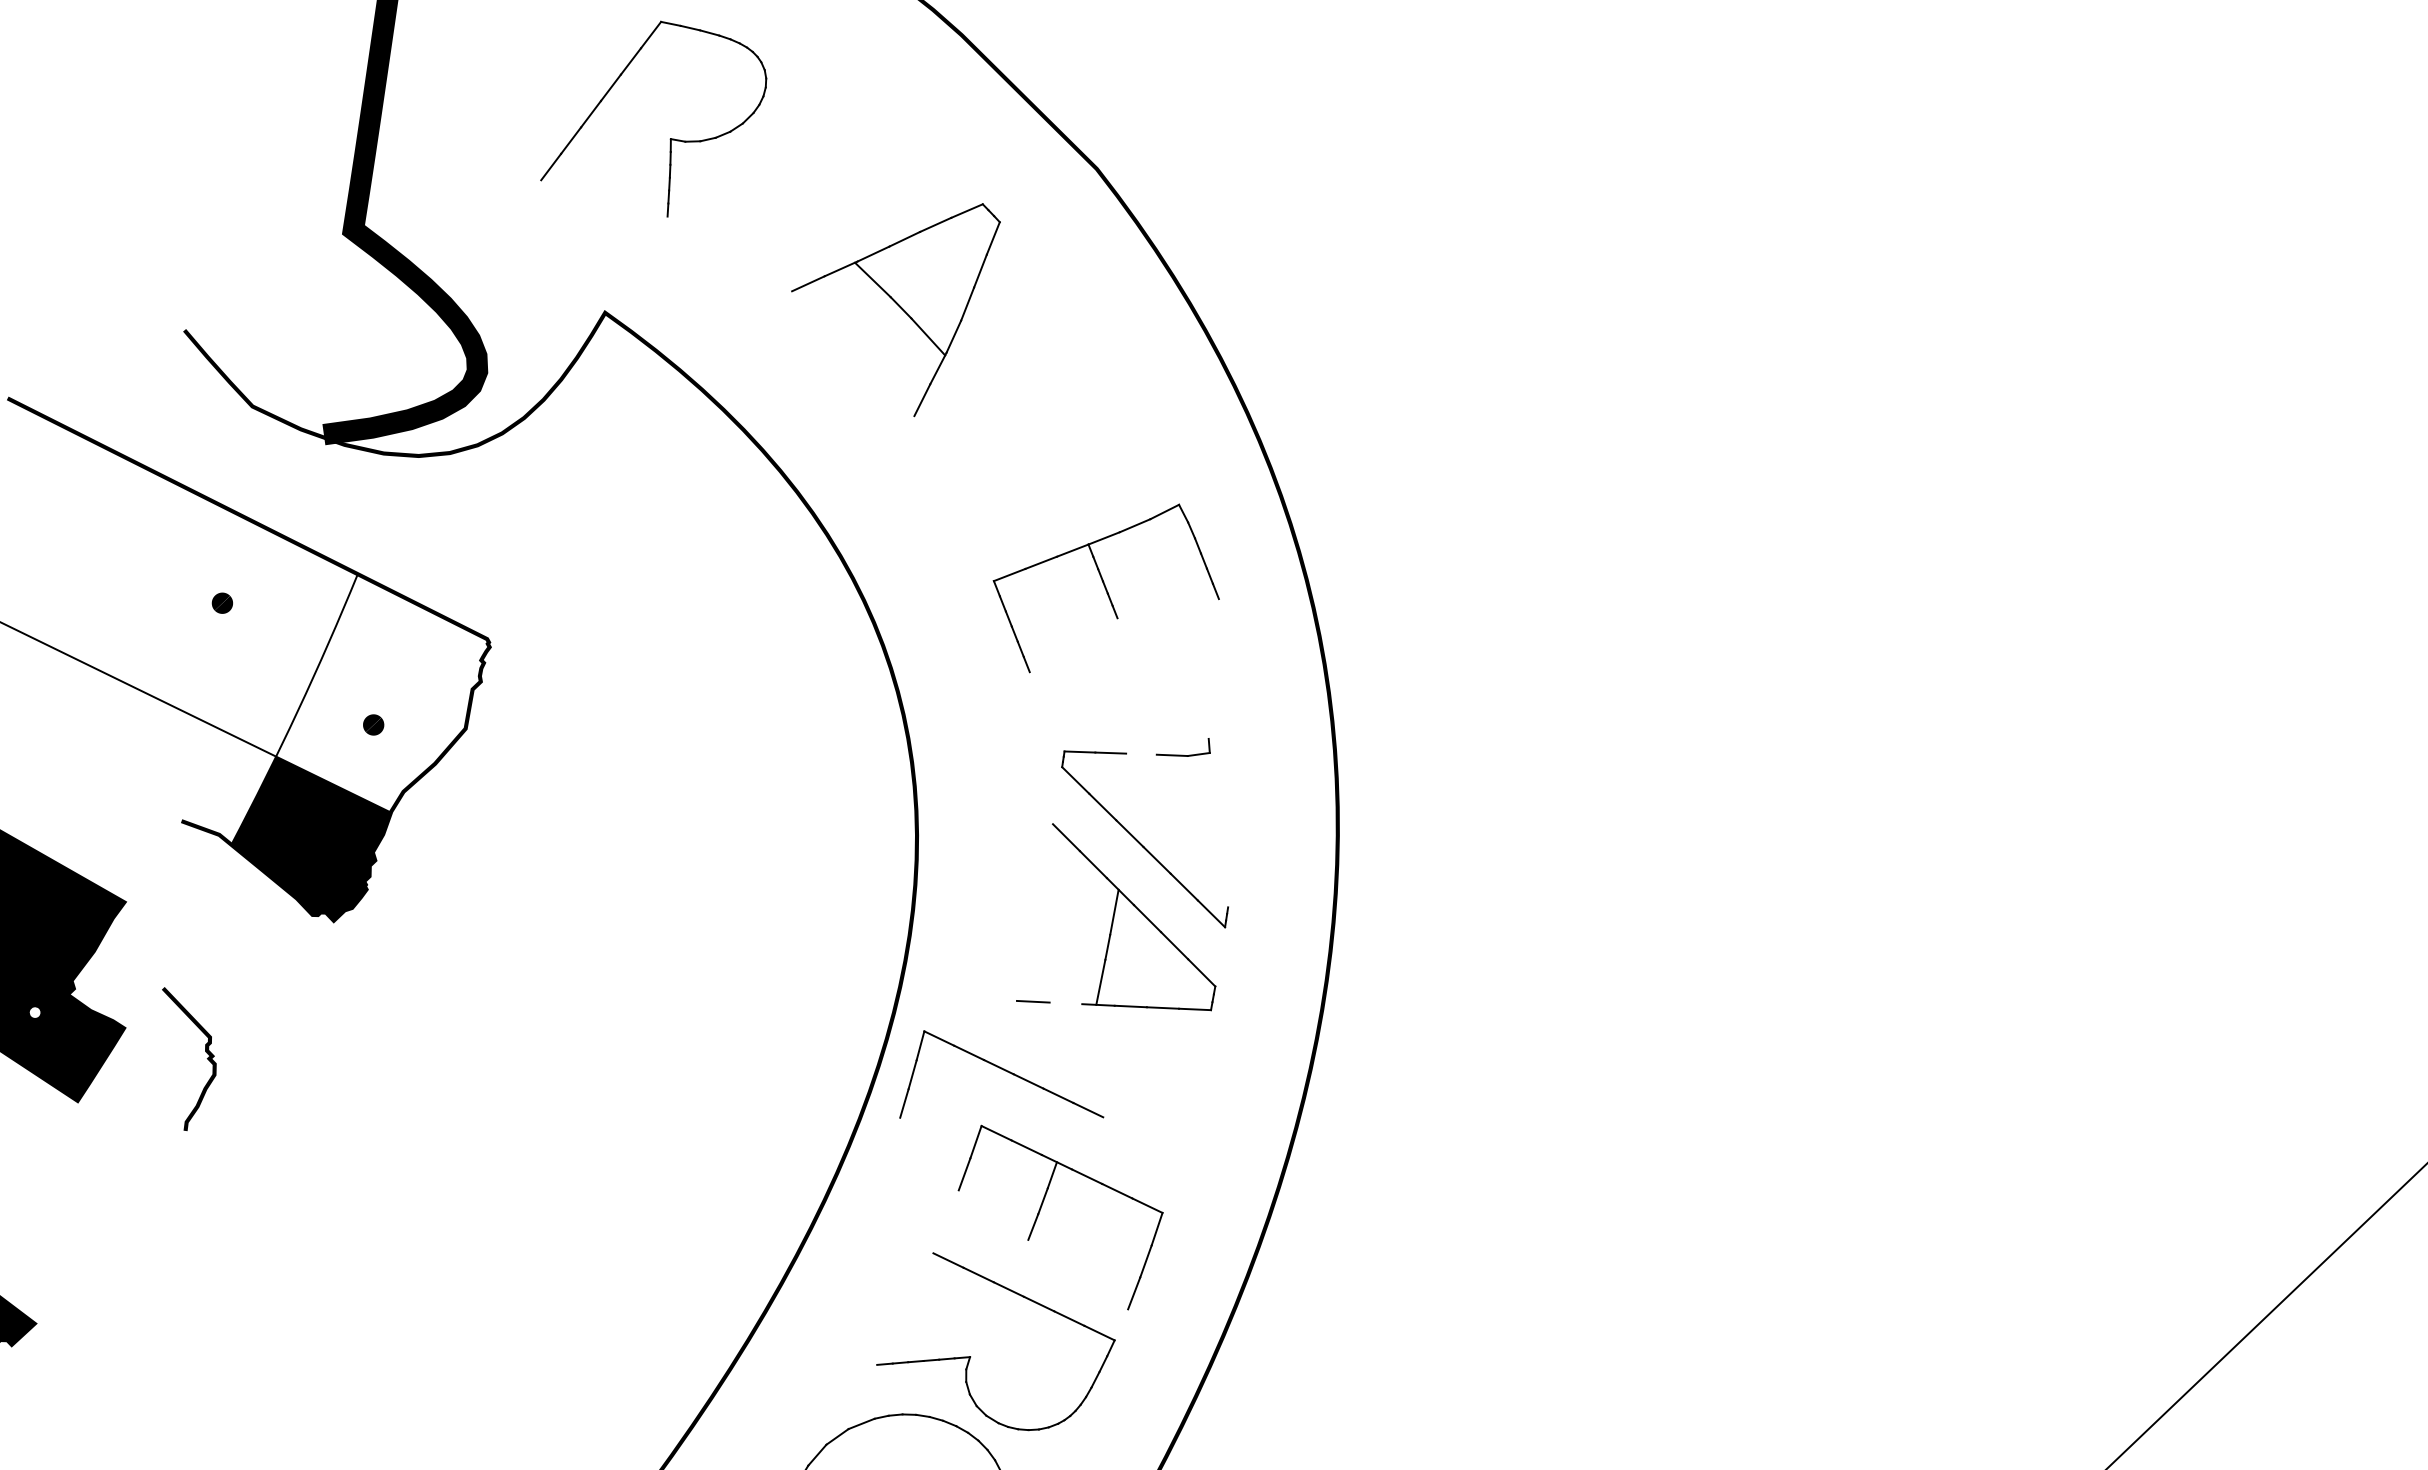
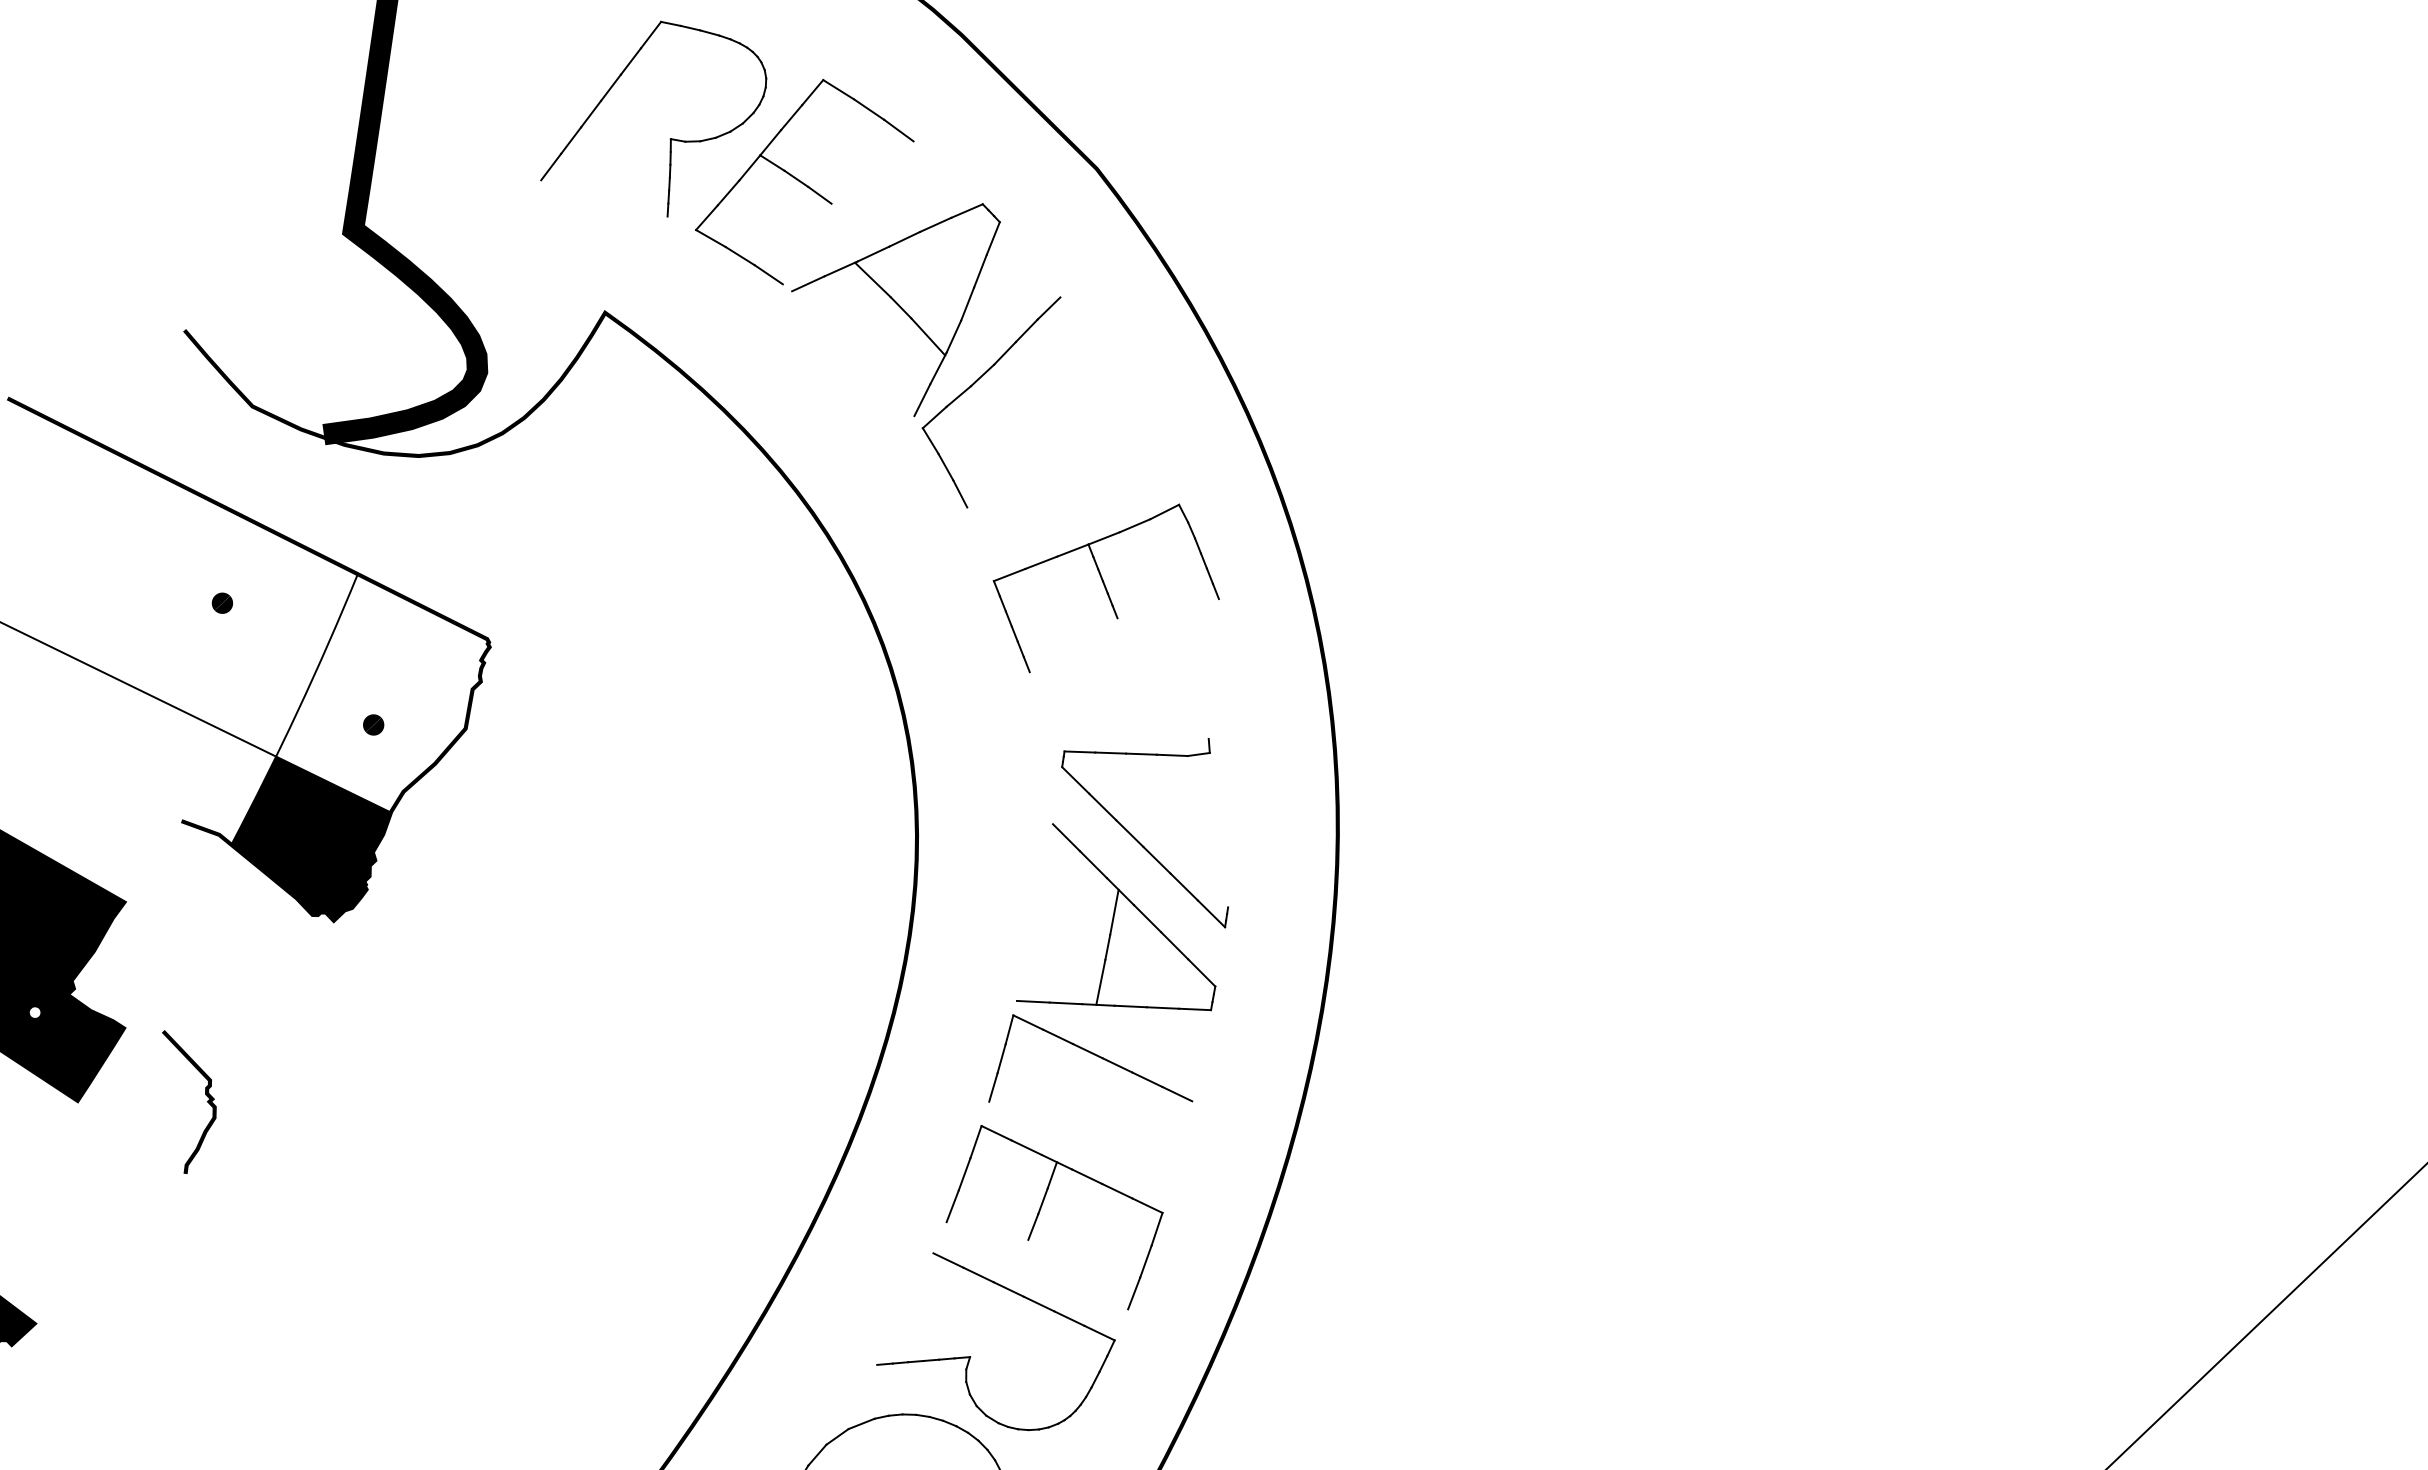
part: none -> present (804, 182)
part: none -> present (974, 384)
line: none -> present (1141, 753)
line: none -> present (1065, 1003)
curve position: (206, 1058) -> (206, 1101) (206, 1101)
part position: (1001, 1074) -> (1090, 1058) (1090, 1058)
line: none -> present (952, 1206)
